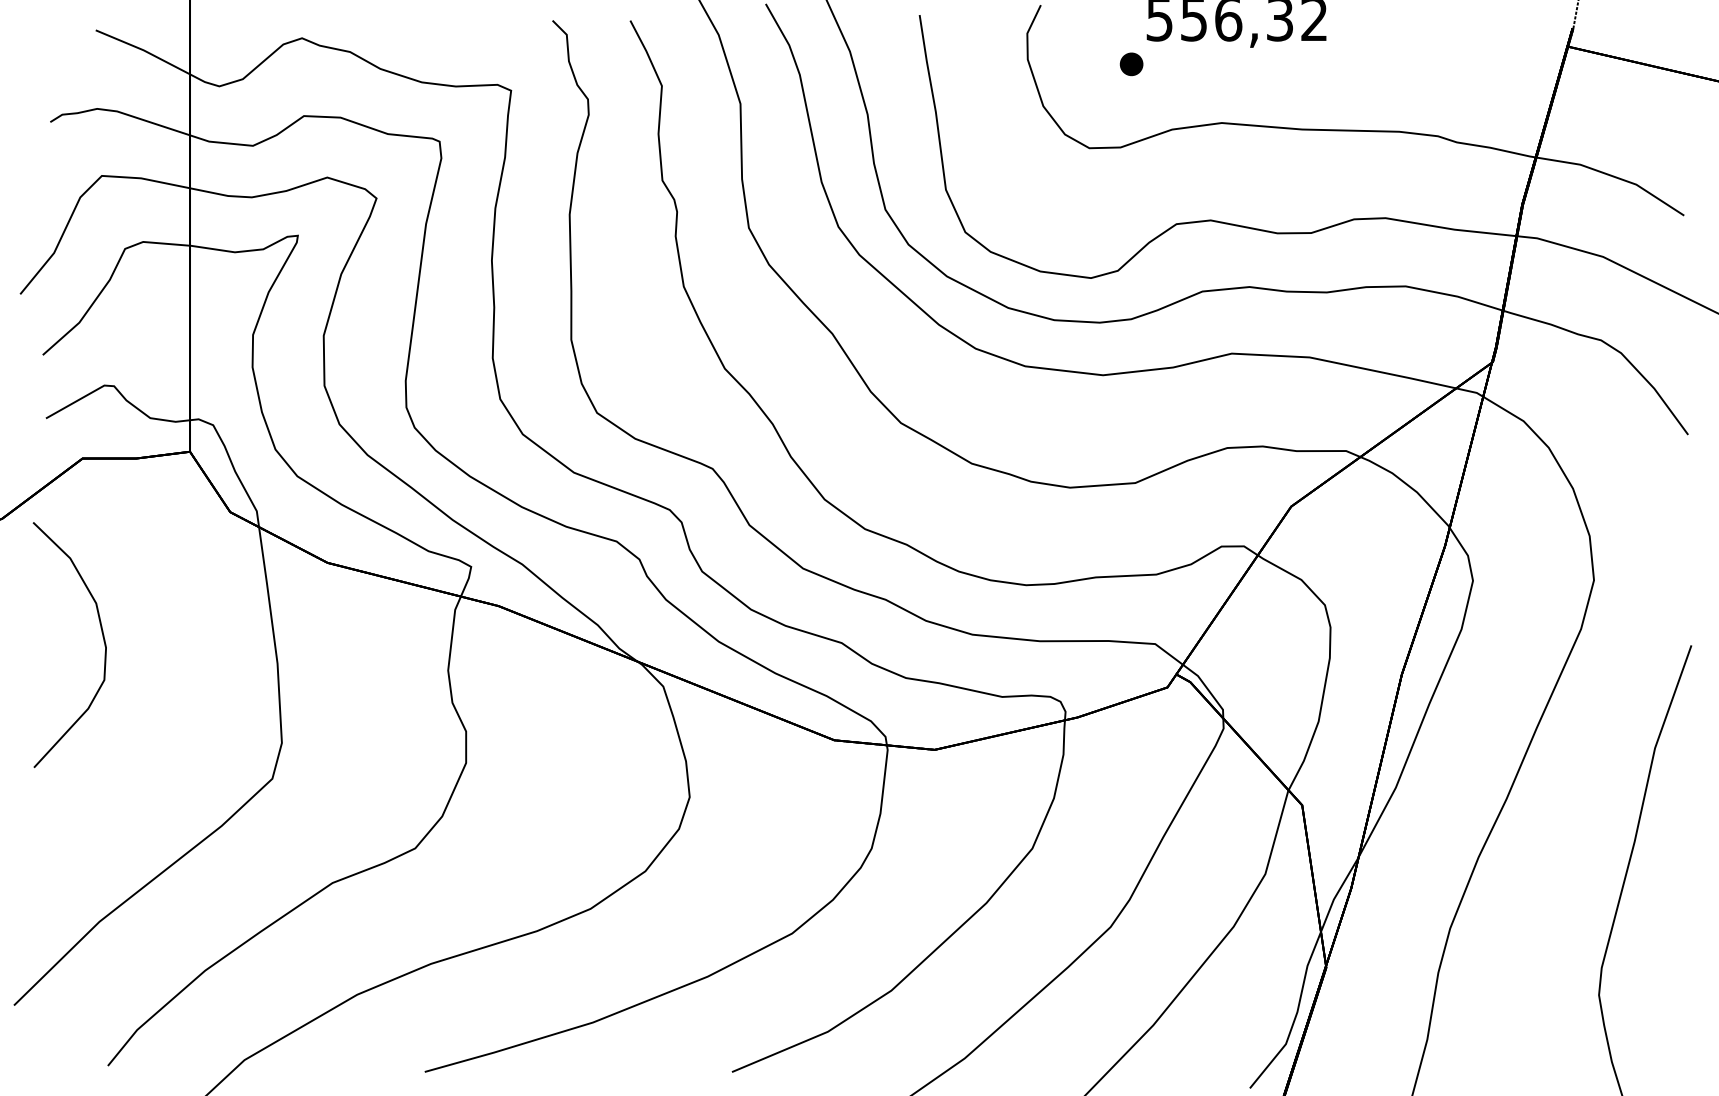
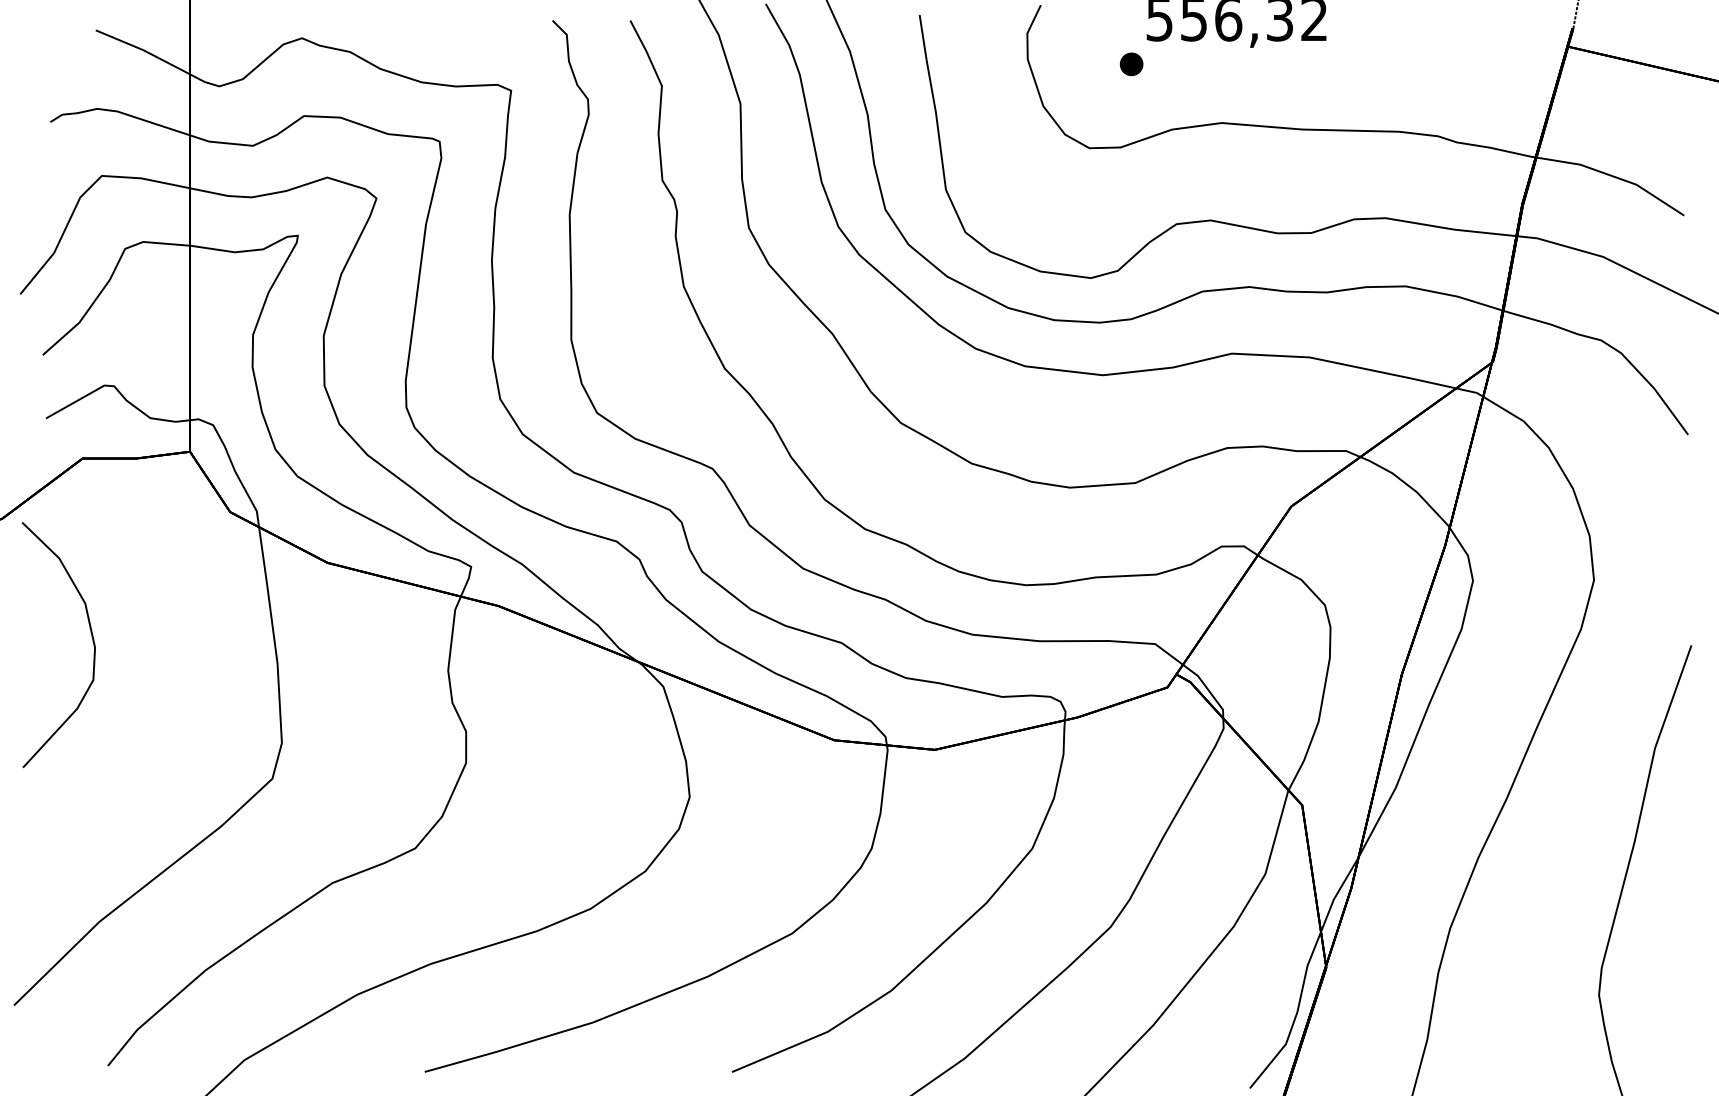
part position: (102, 637) -> (91, 637) (91, 637)
